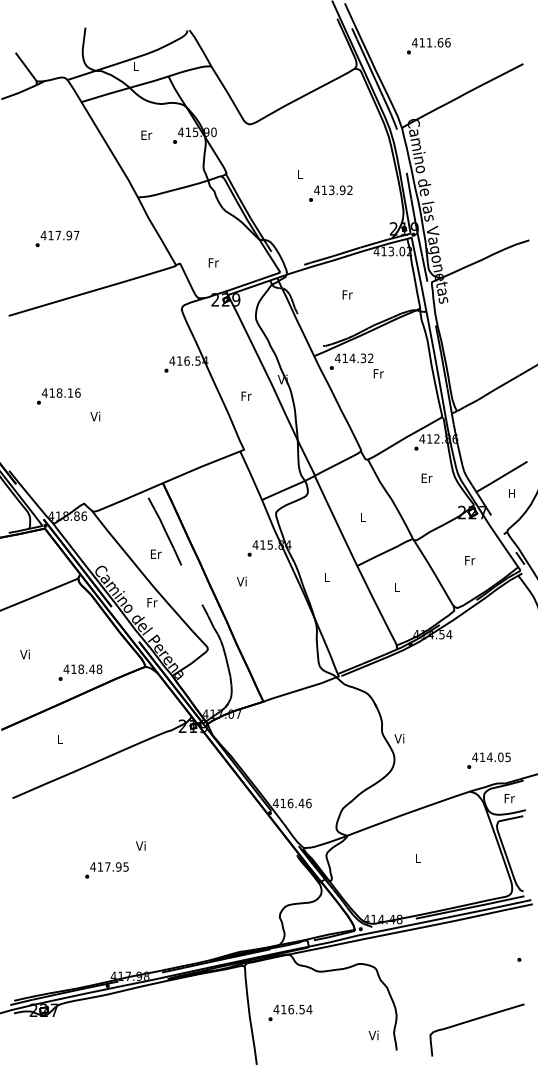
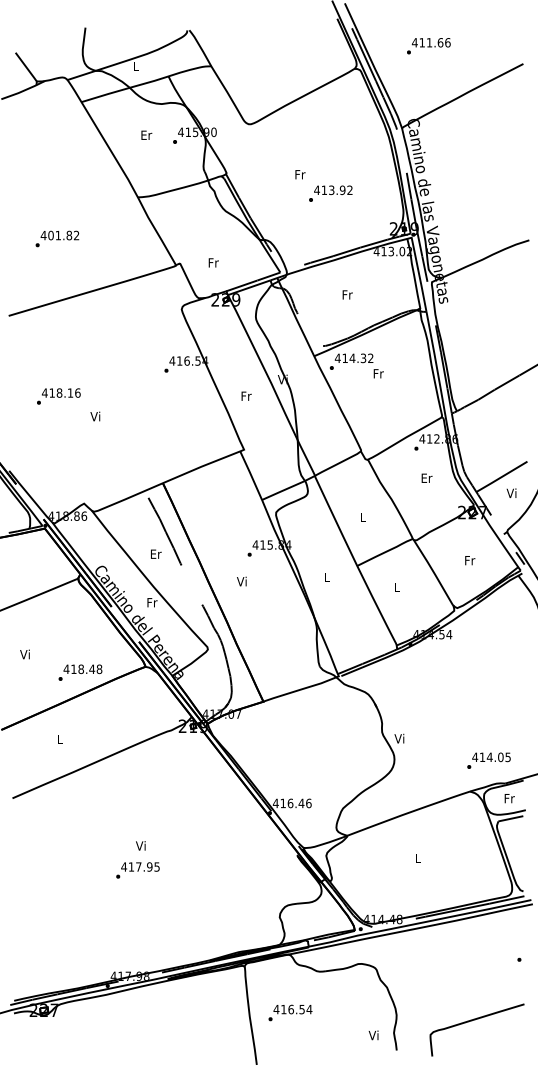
text: L -> Fr (300, 174)
text: 417.97 -> 401.82 (63, 235)
text: H -> Vi (511, 493)
text position: (106, 870) -> (137, 870) (137, 870)
